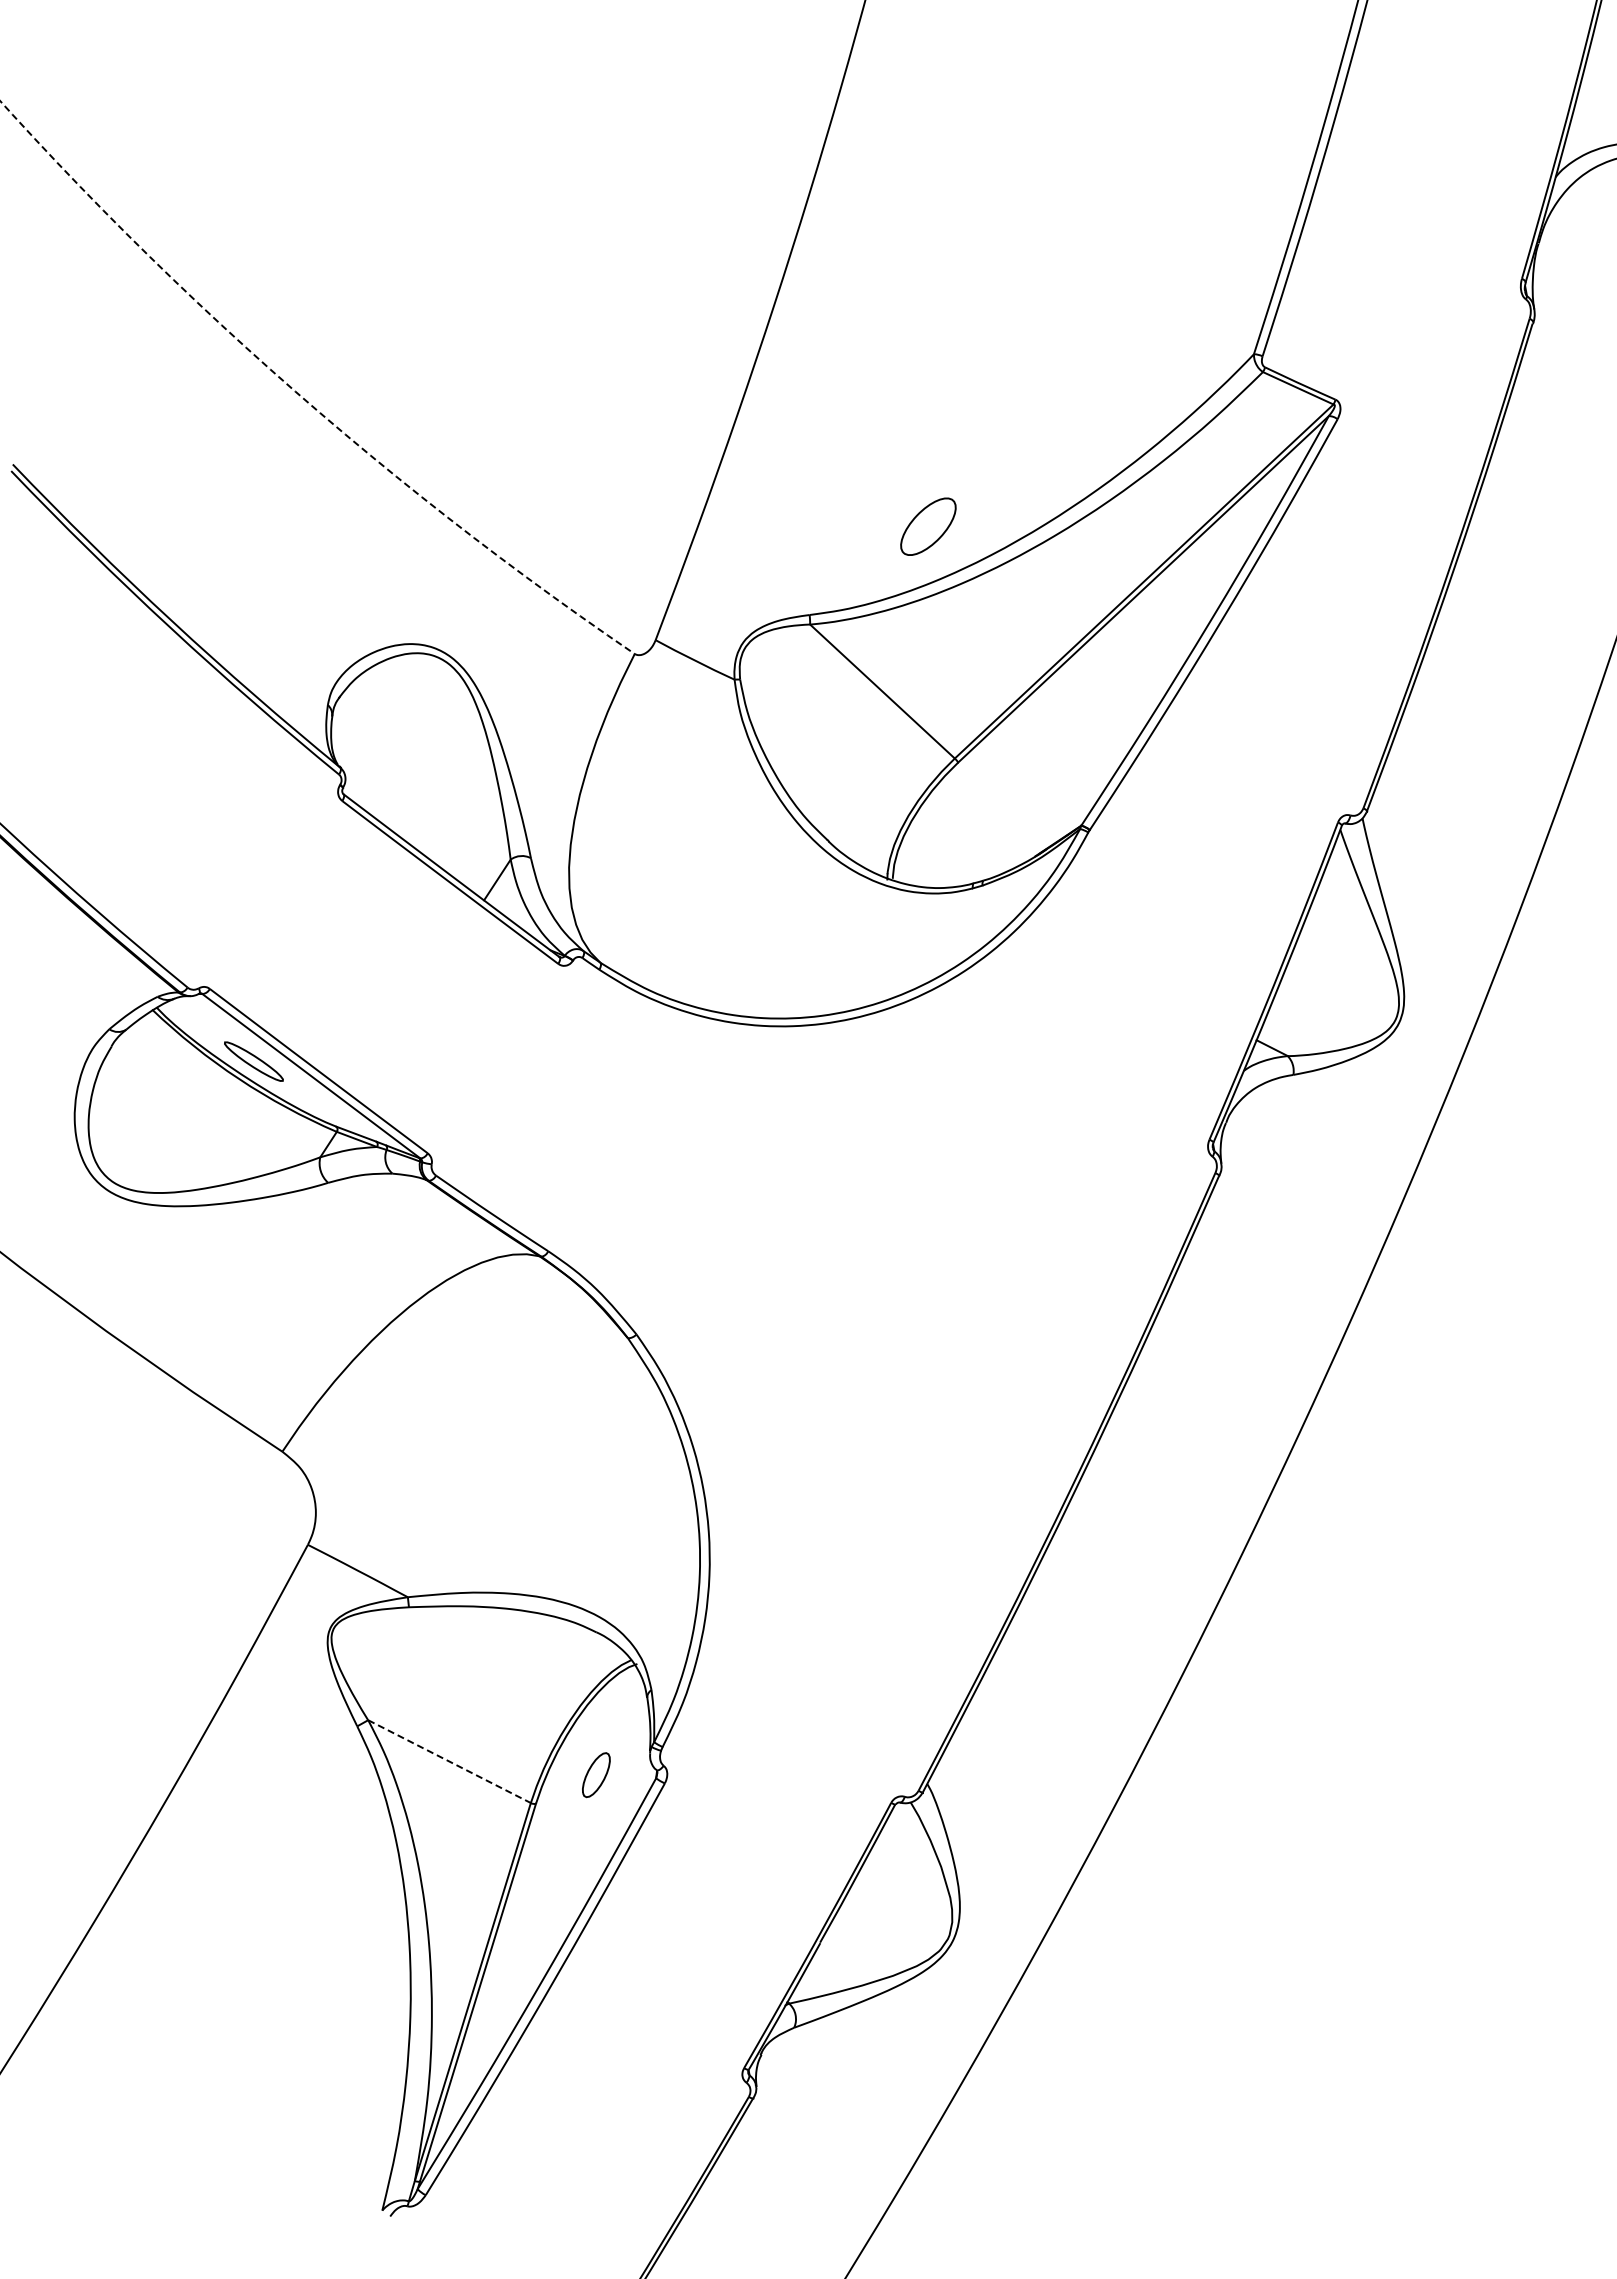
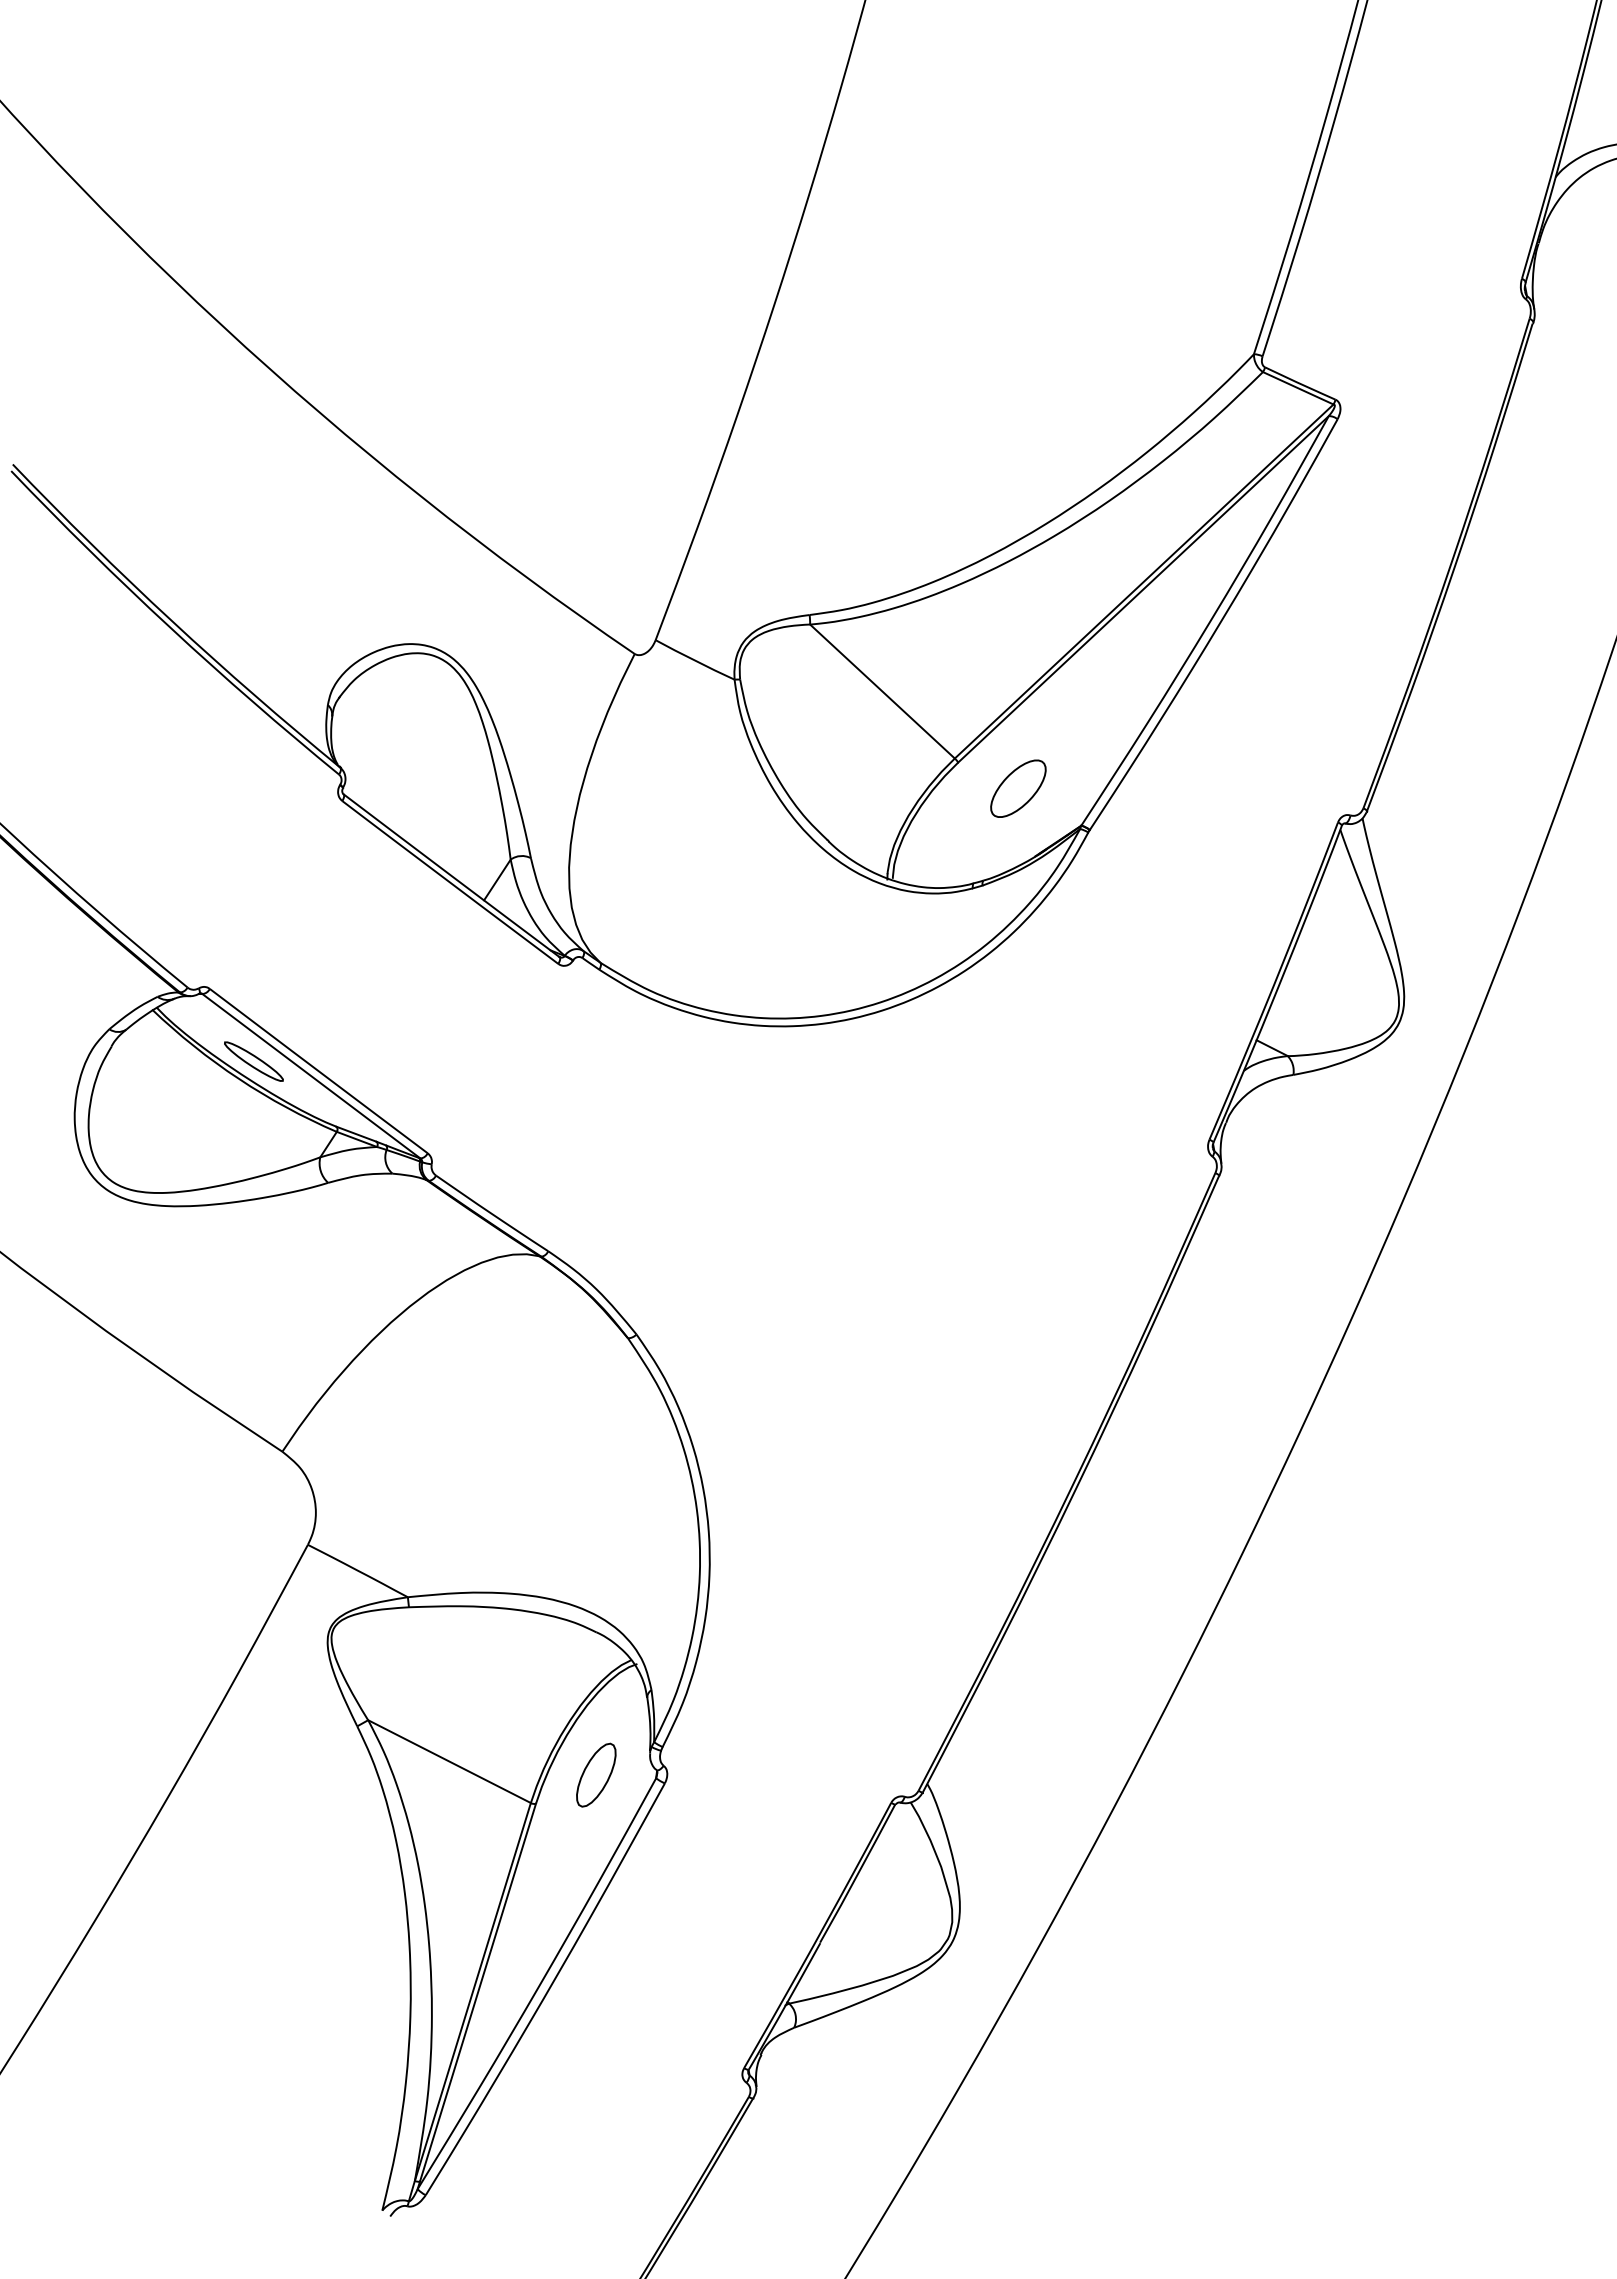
arc: dashed -> solid (301, 396)
part position: (928, 526) -> (1018, 788) (1018, 788)
line: dashed -> solid (450, 1761)
part size: 29x47 px -> 41x66 px (596, 1774)
